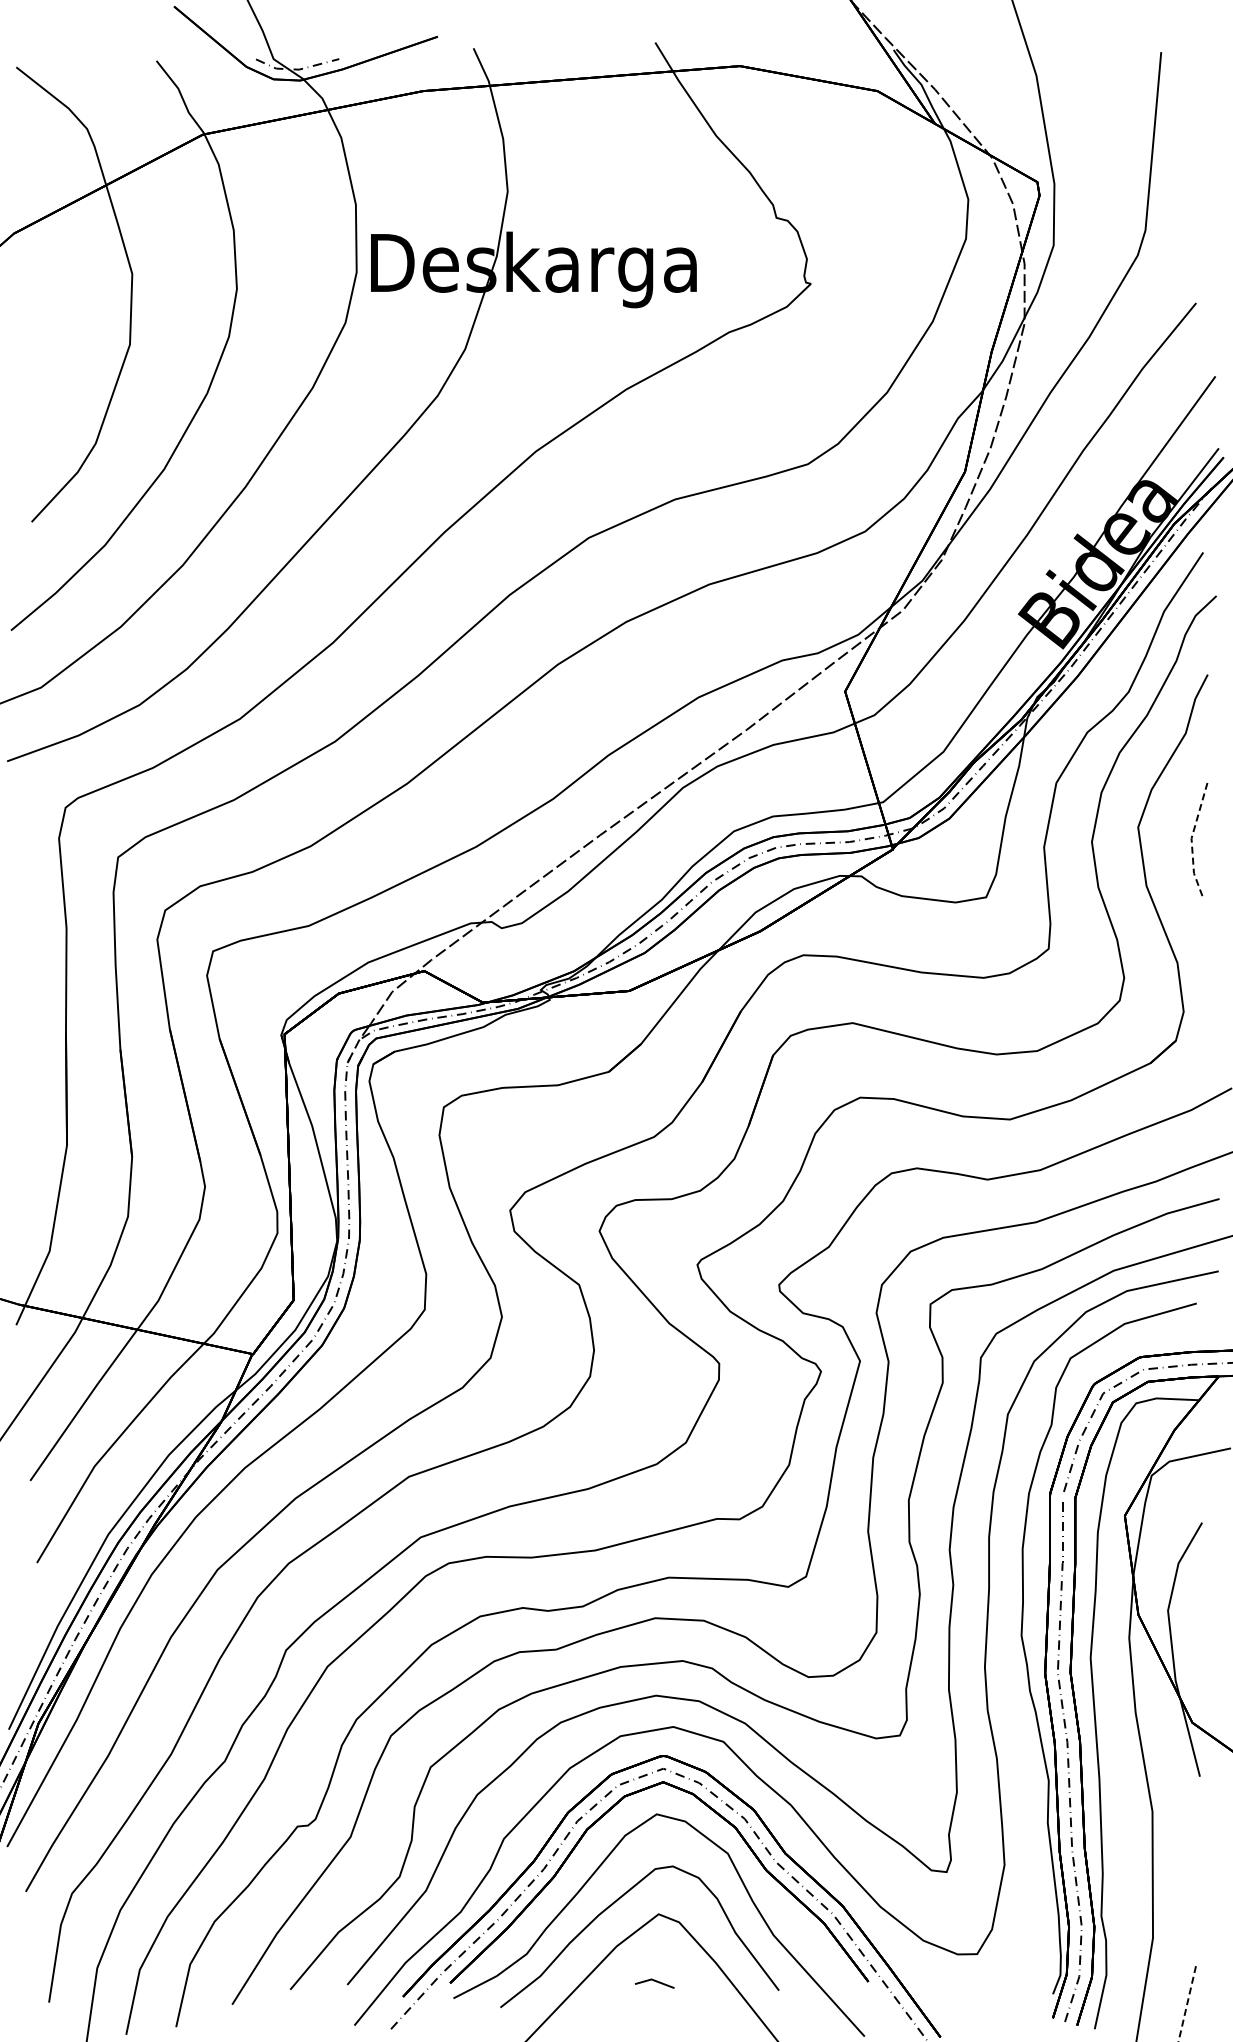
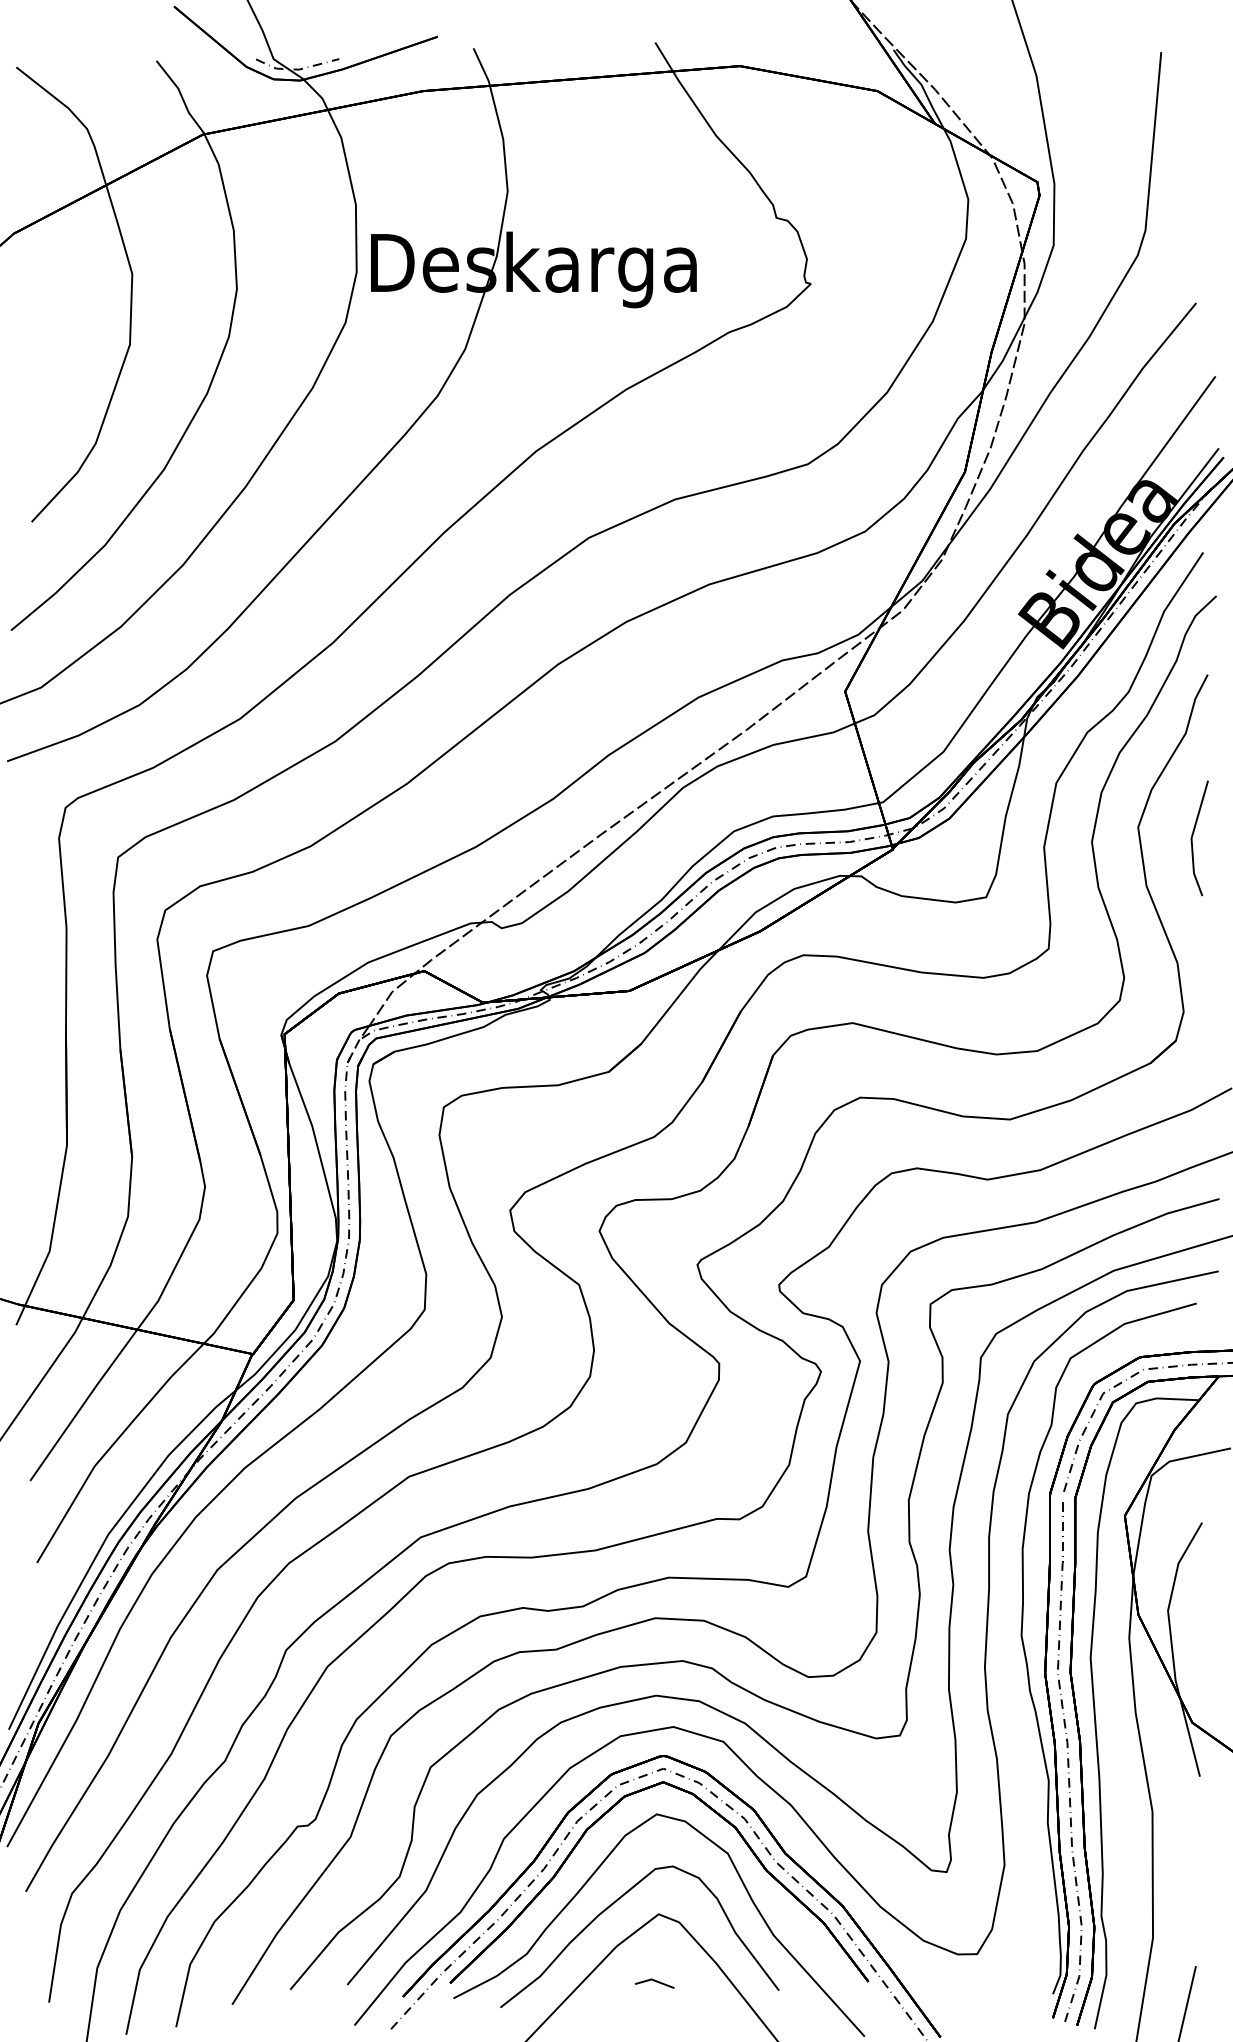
line: dashed -> solid (1191, 838)
line: dashed -> solid (1187, 2004)
